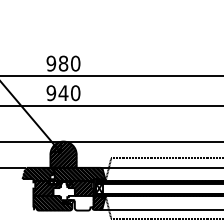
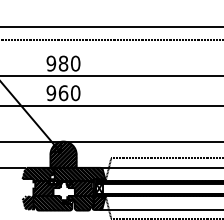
line: none -> present (111, 27)
line: none -> present (111, 39)
text: 940 -> 960 (63, 93)
hatch: none -> present (28, 202)
hatch: none -> present (80, 202)
